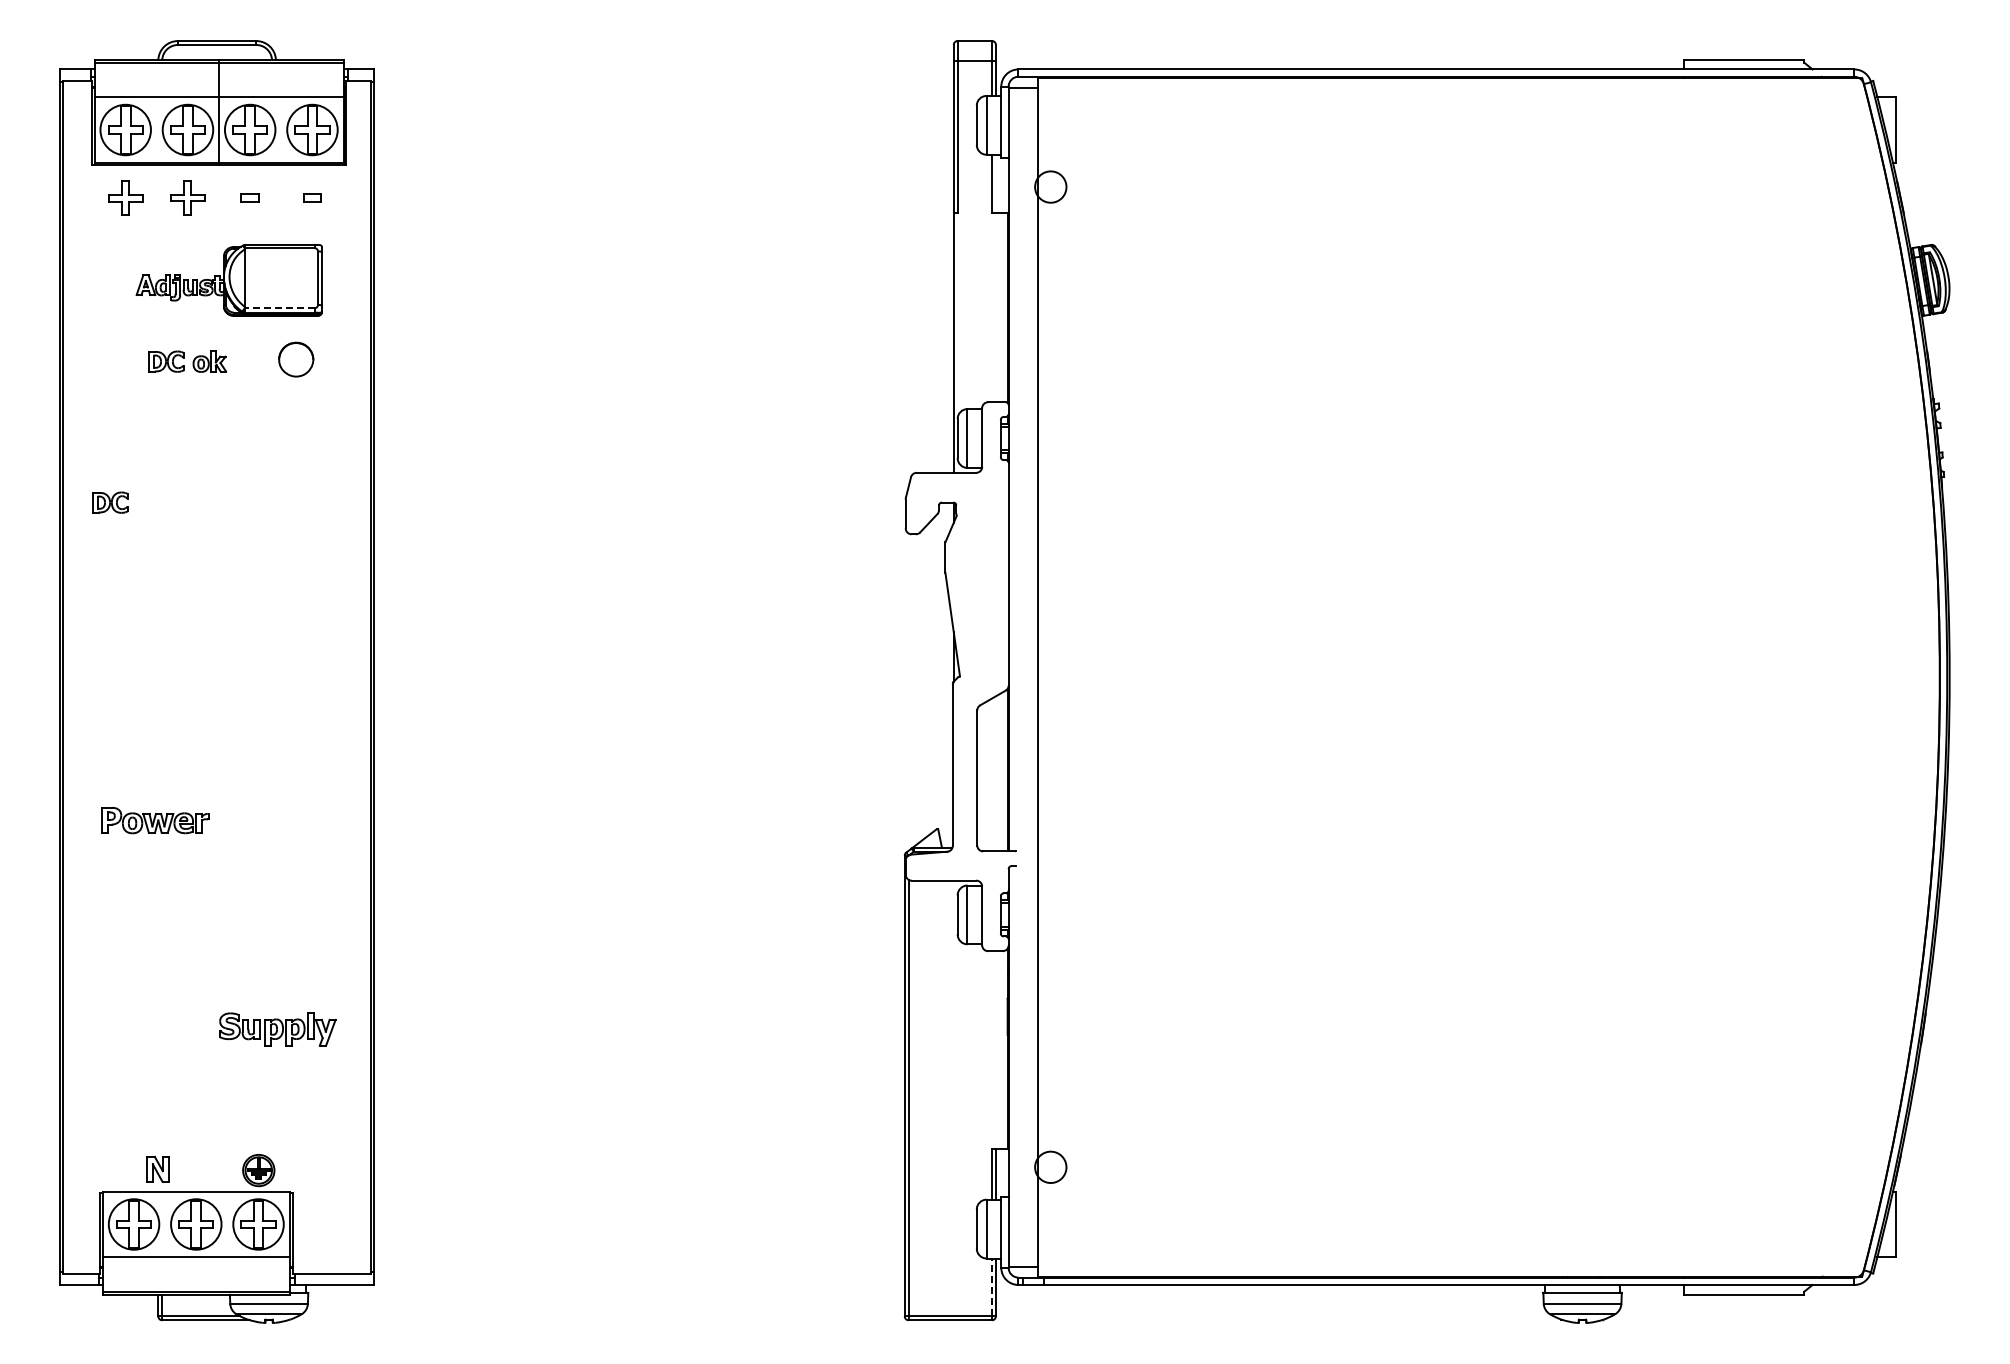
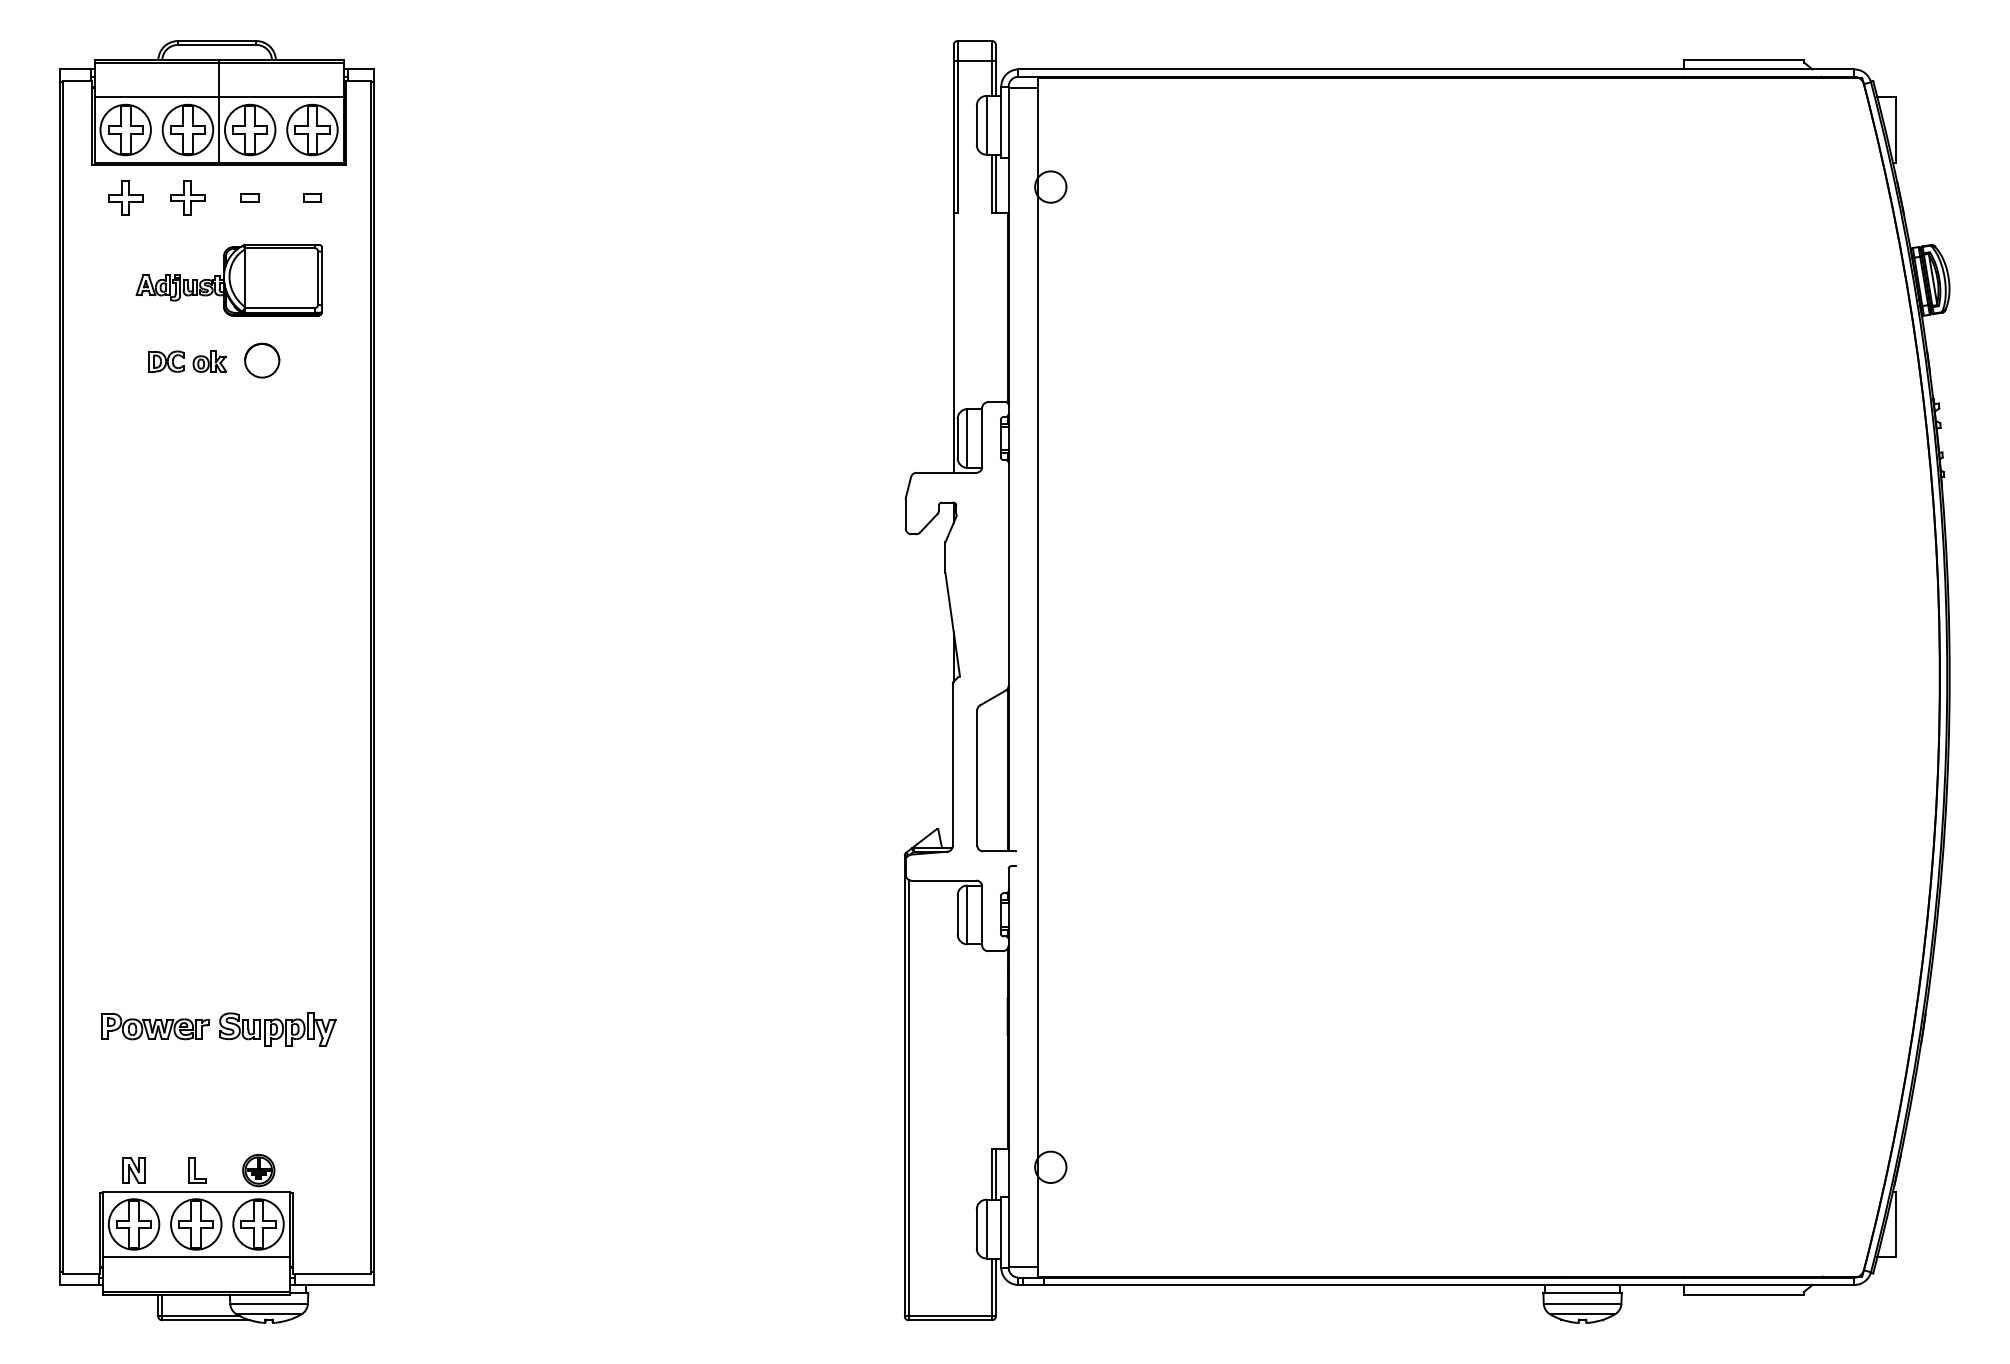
line: none -> present (995, 183)
line: dashed -> solid (279, 308)
part position: (296, 359) -> (262, 360) (262, 360)
part: present -> none (110, 502)
part position: (155, 820) -> (155, 1026) (155, 1026)
part position: (157, 1168) -> (133, 1169) (133, 1169)
part: none -> present (197, 1170)
line: dashed -> solid (991, 1287)
